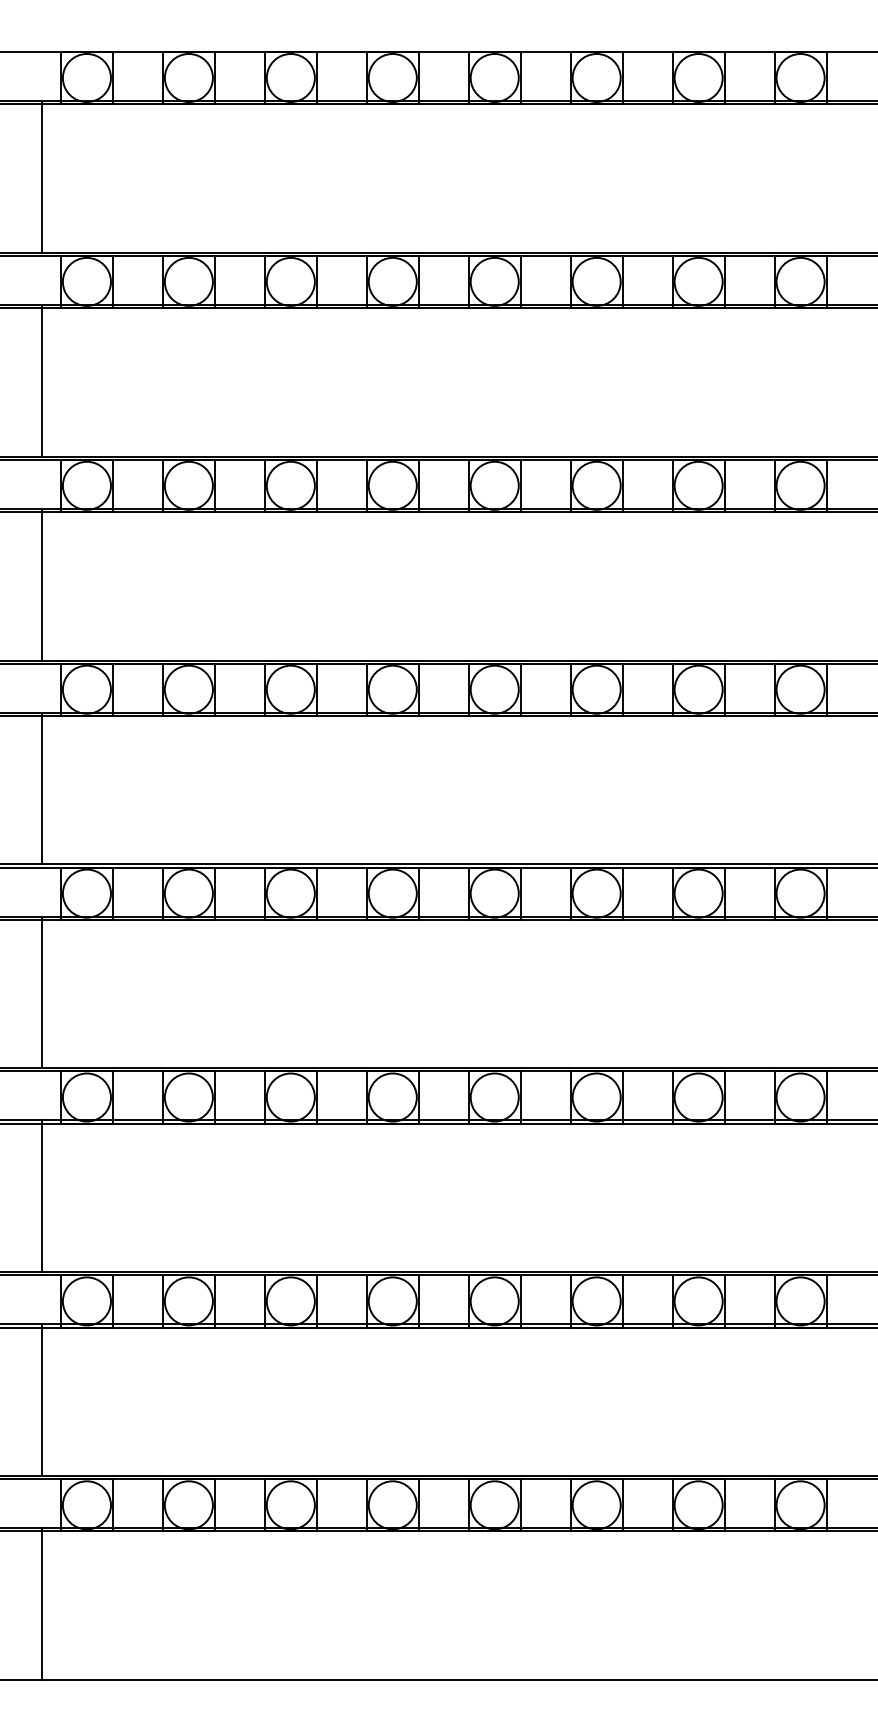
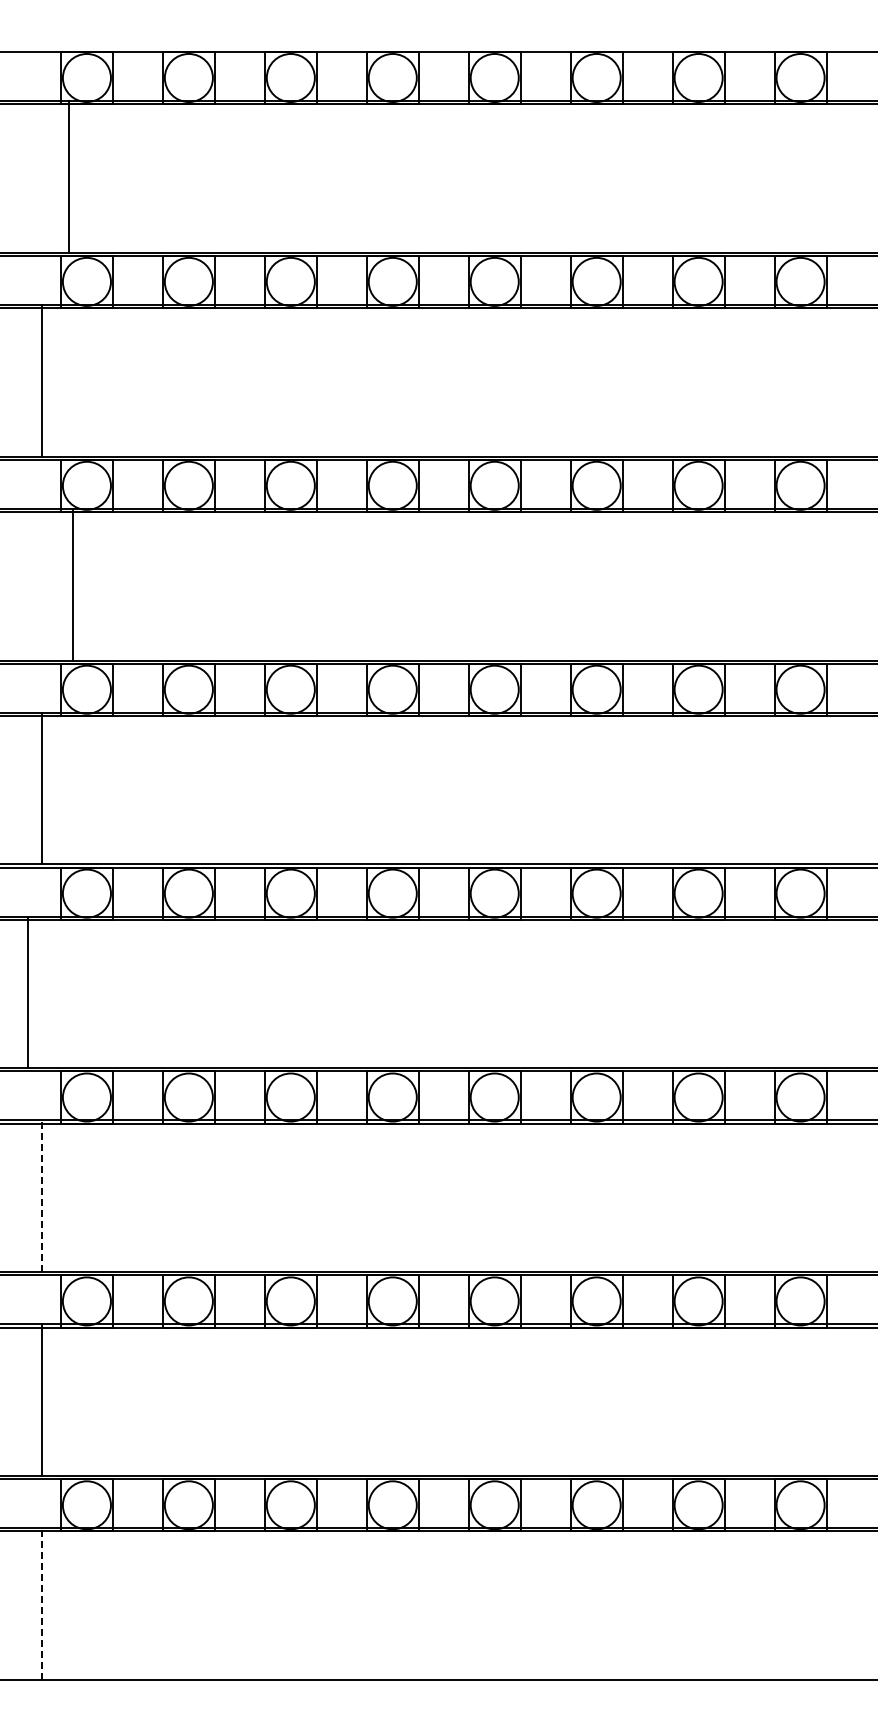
line position: (41, 176) -> (68, 176) (68, 176)
line position: (41, 584) -> (72, 584) (72, 584)
line position: (41, 992) -> (27, 992) (27, 992)
line: solid -> dashed (41, 1196)
line: solid -> dashed (41, 1604)
